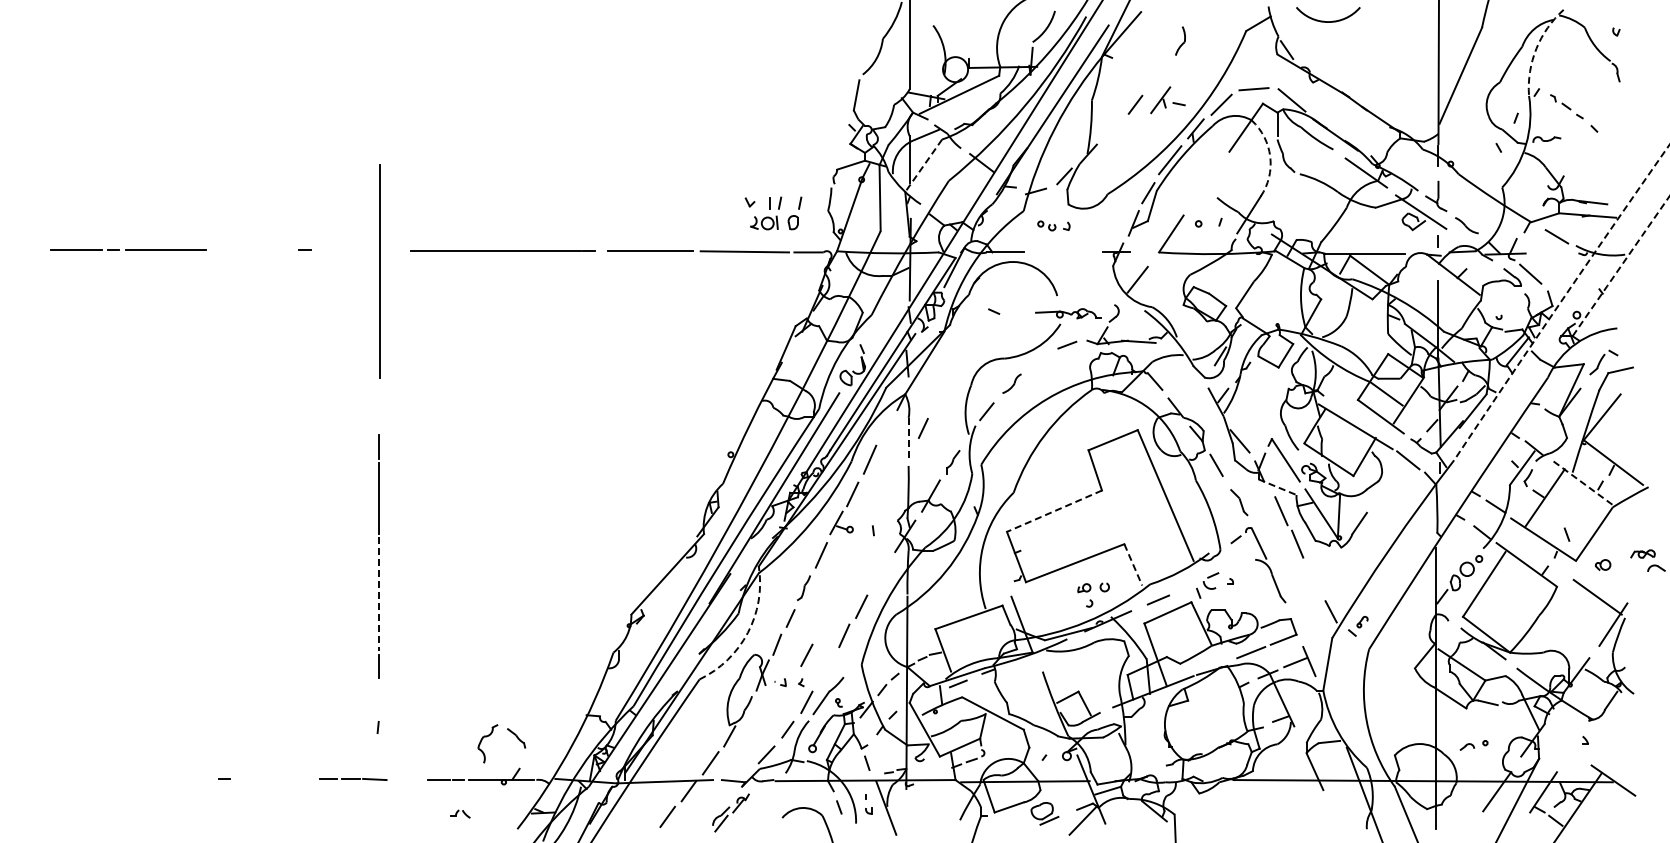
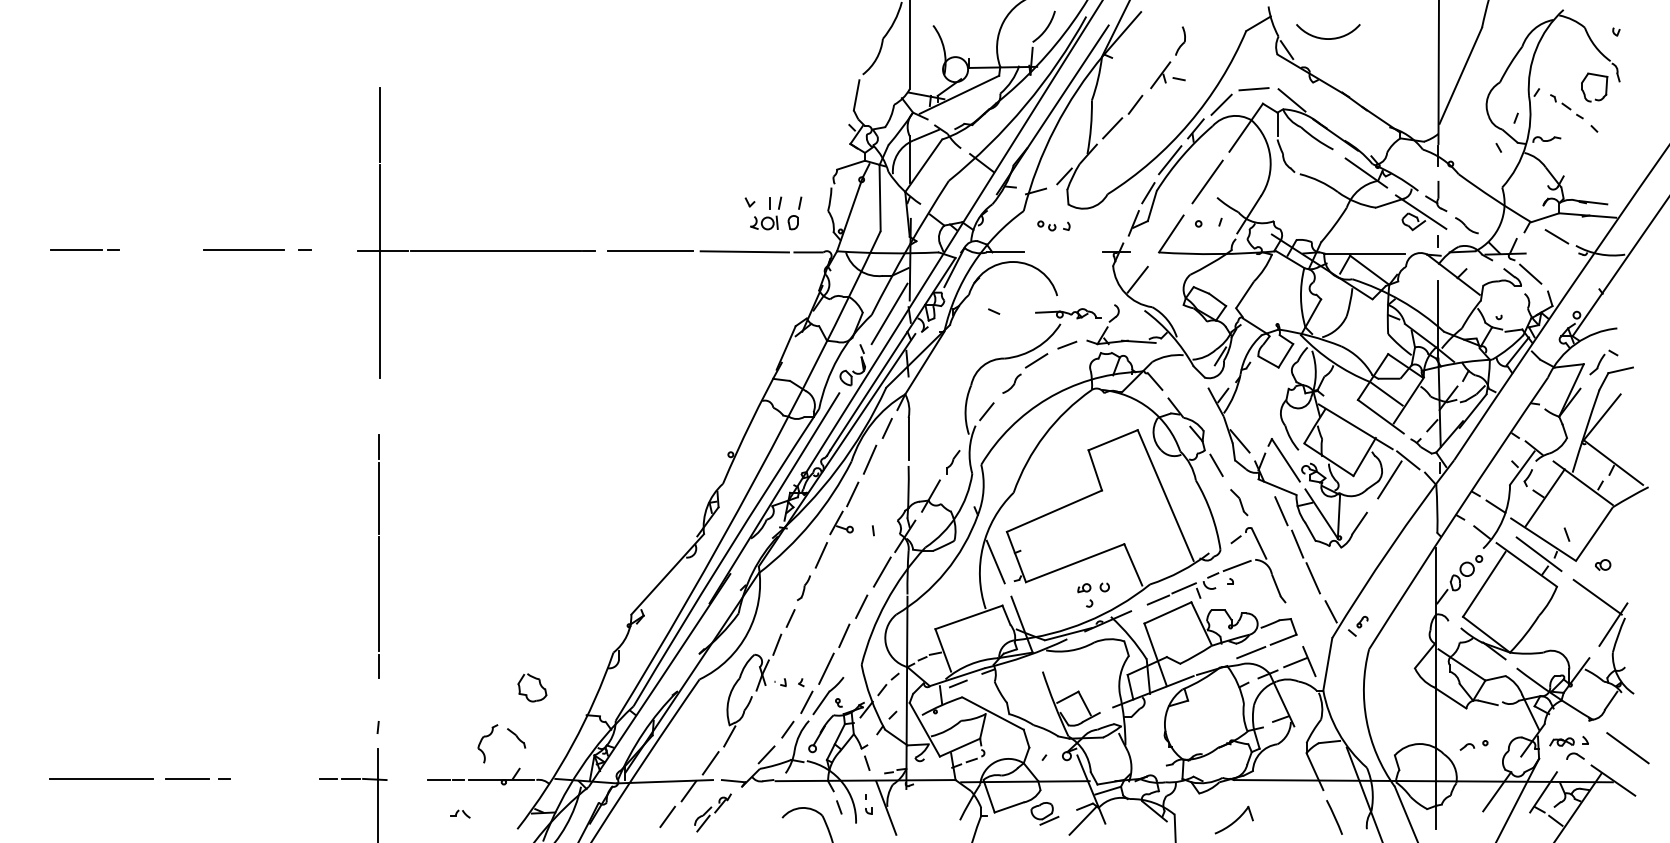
arc position: (1328, 21) -> (1328, 38) (1328, 38)
arc: dashed -> solid (1536, 48)
part: none -> present (1584, 91)
part position: (1167, 100) -> (1167, 75) (1167, 75)
line: none -> present (379, 124)
line: none -> present (1112, 128)
arc: dashed -> solid (1270, 156)
line: dashed -> solid (923, 166)
line: none -> present (1207, 181)
line position: (165, 249) -> (243, 249) (243, 249)
line: none -> present (382, 251)
arc: dashed -> solid (1621, 266)
arc: dashed -> solid (1560, 302)
line: none -> present (889, 313)
line: none -> present (1036, 360)
line position: (922, 428) -> (886, 428) (886, 428)
line: dashed -> solid (908, 439)
line: none -> present (1389, 479)
line: dashed -> solid (1583, 483)
line: dashed -> solid (1277, 487)
line: dashed -> solid (1054, 511)
line: none -> present (1538, 554)
part position: (1647, 560) -> (1566, 748) (1566, 748)
line: none -> present (995, 561)
line: dashed -> solid (1133, 564)
line: none -> present (1236, 565)
line: none -> present (881, 571)
line: none -> present (1312, 578)
line: none -> present (1183, 588)
line: dashed -> solid (378, 594)
arc: dashed -> solid (747, 632)
line: present -> none (806, 654)
line: none -> present (826, 668)
part: none -> present (539, 684)
line: none -> present (1627, 748)
line: none -> present (101, 778)
line: none -> present (187, 778)
line: none -> present (377, 793)
part position: (730, 812) -> (712, 812) (712, 812)
line: none -> present (1334, 817)
part: none -> present (1233, 819)
